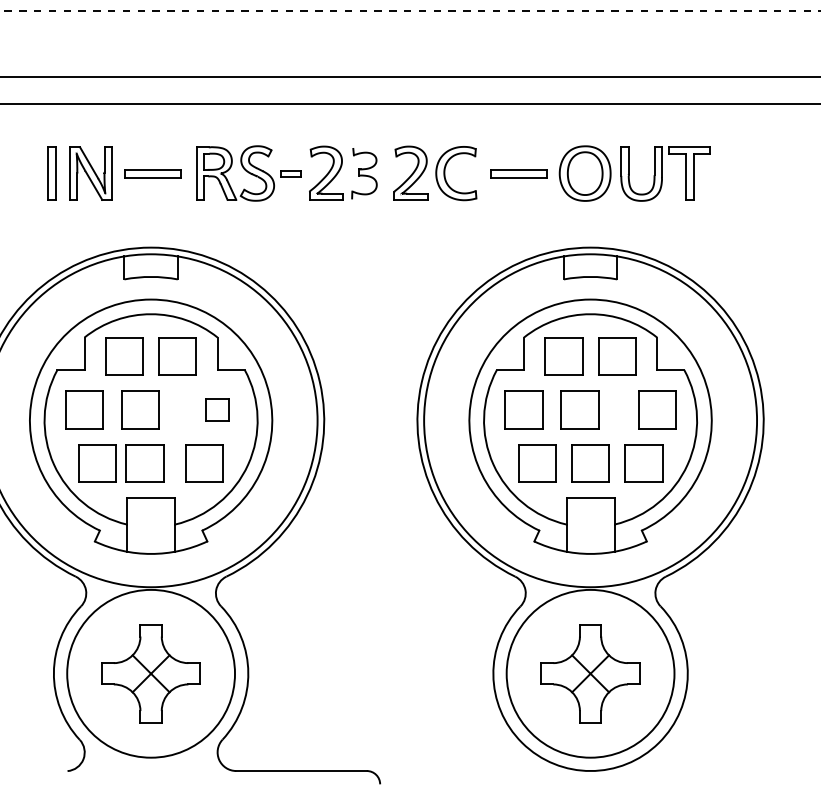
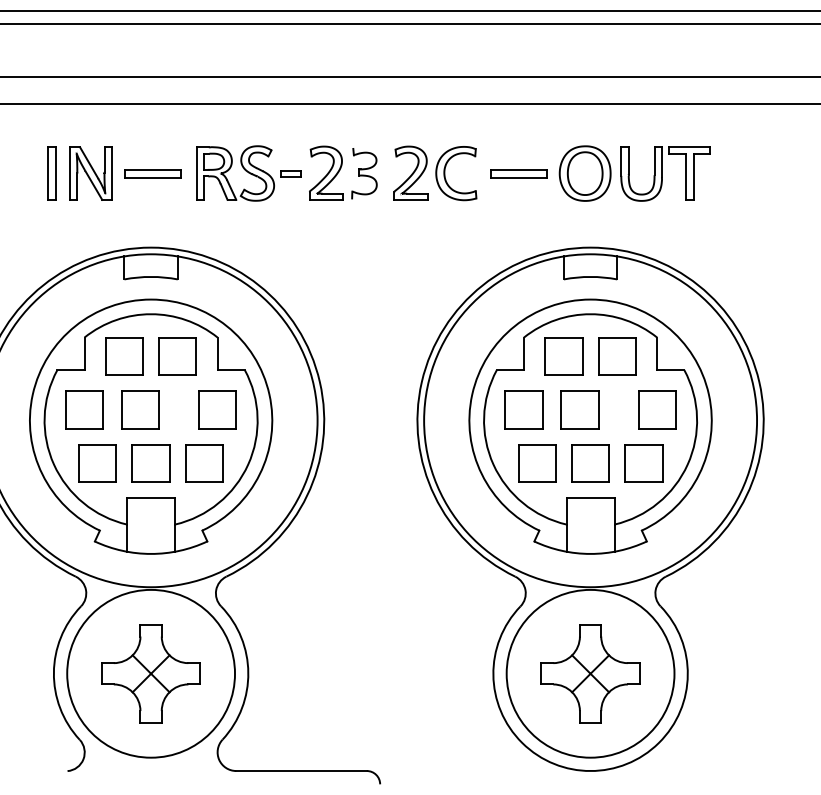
line: dashed -> solid (411, 10)
line: none -> present (409, 23)
part size: 25x24 px -> 39x40 px (217, 409)
part position: (144, 463) -> (150, 463) (150, 463)
